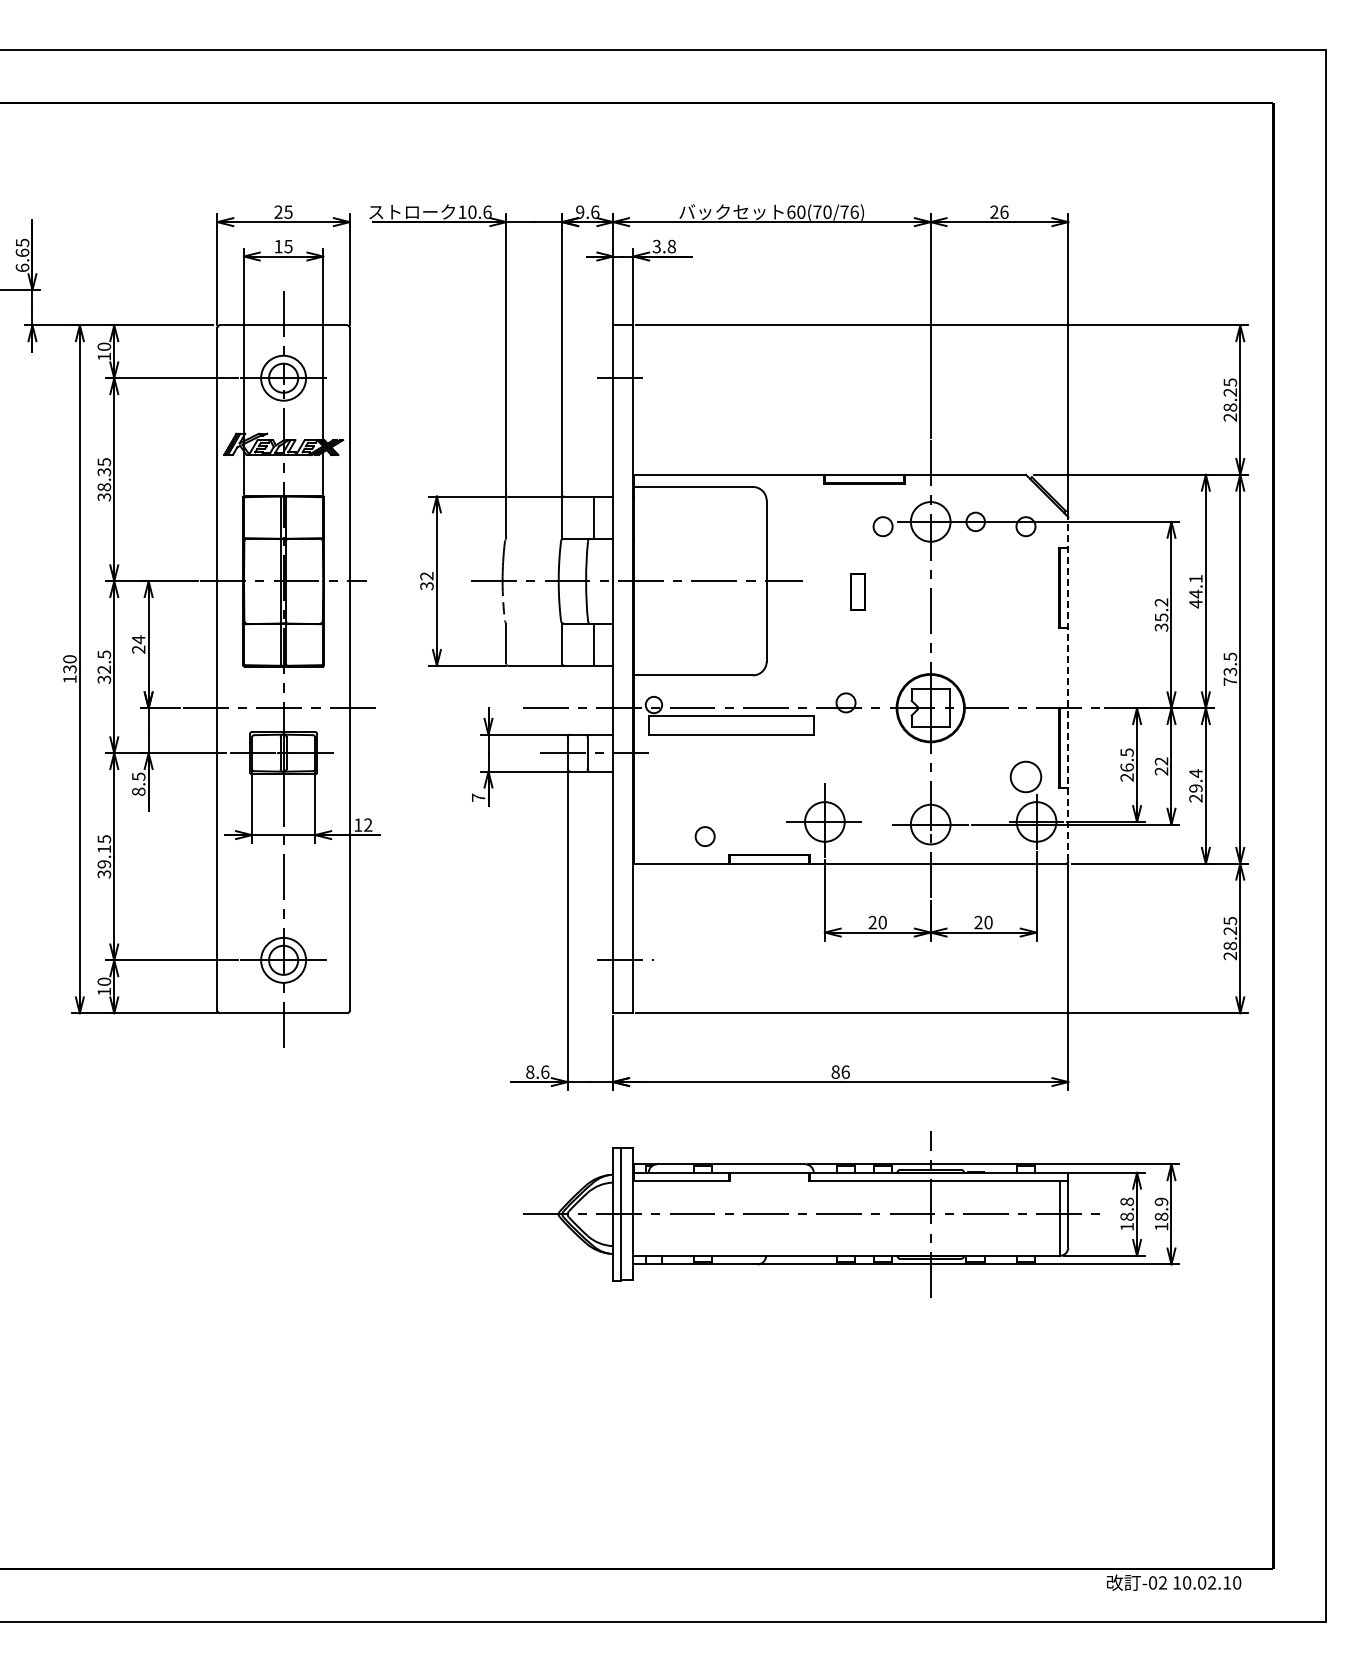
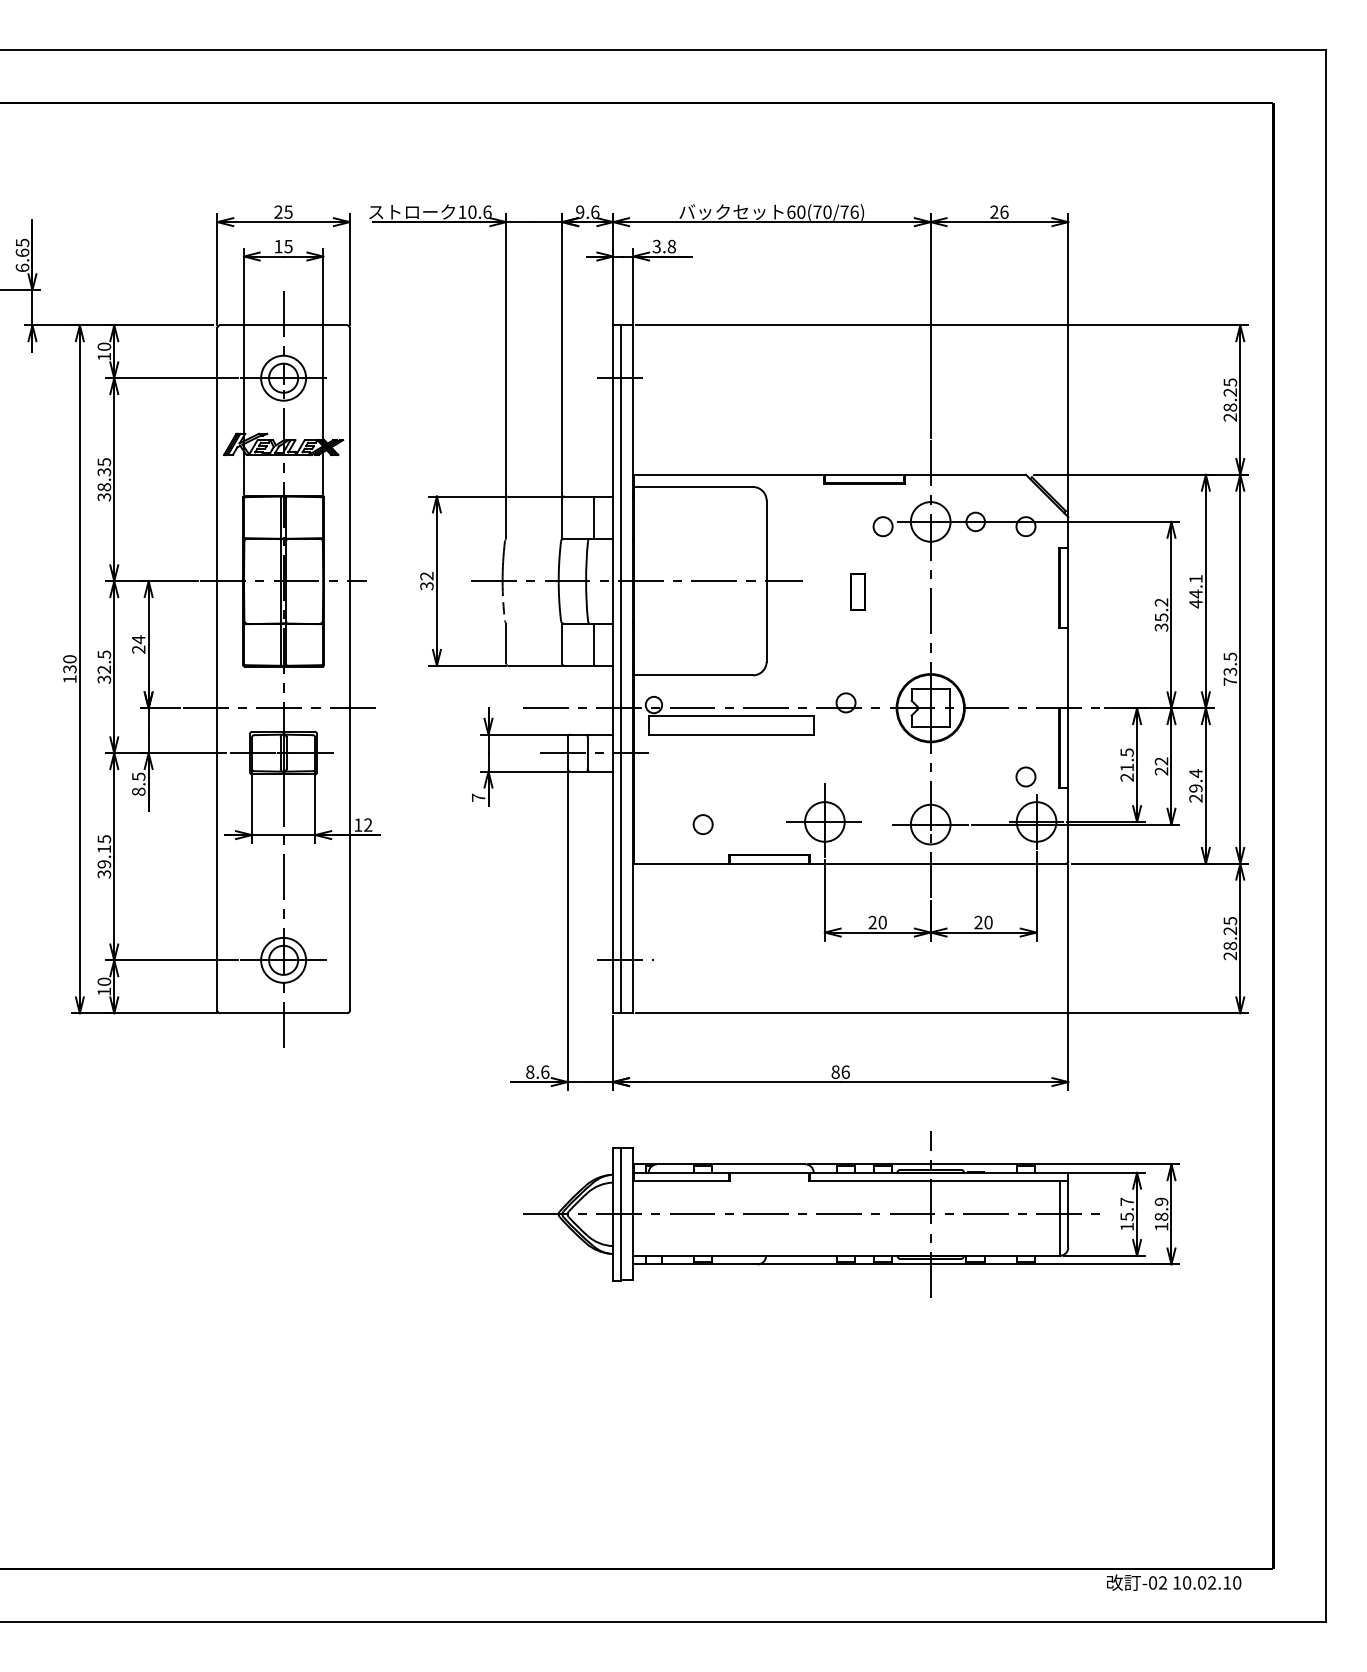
line: none -> present (621, 669)
line: dashed -> solid (1068, 689)
text: 26.5 -> 21.5 (1126, 767)
circle diameter: 30 px -> 19 px (1025, 776)
circle position: (704, 836) -> (702, 824) (702, 824)
text: 18.8 -> 15.7 (1126, 1209)
